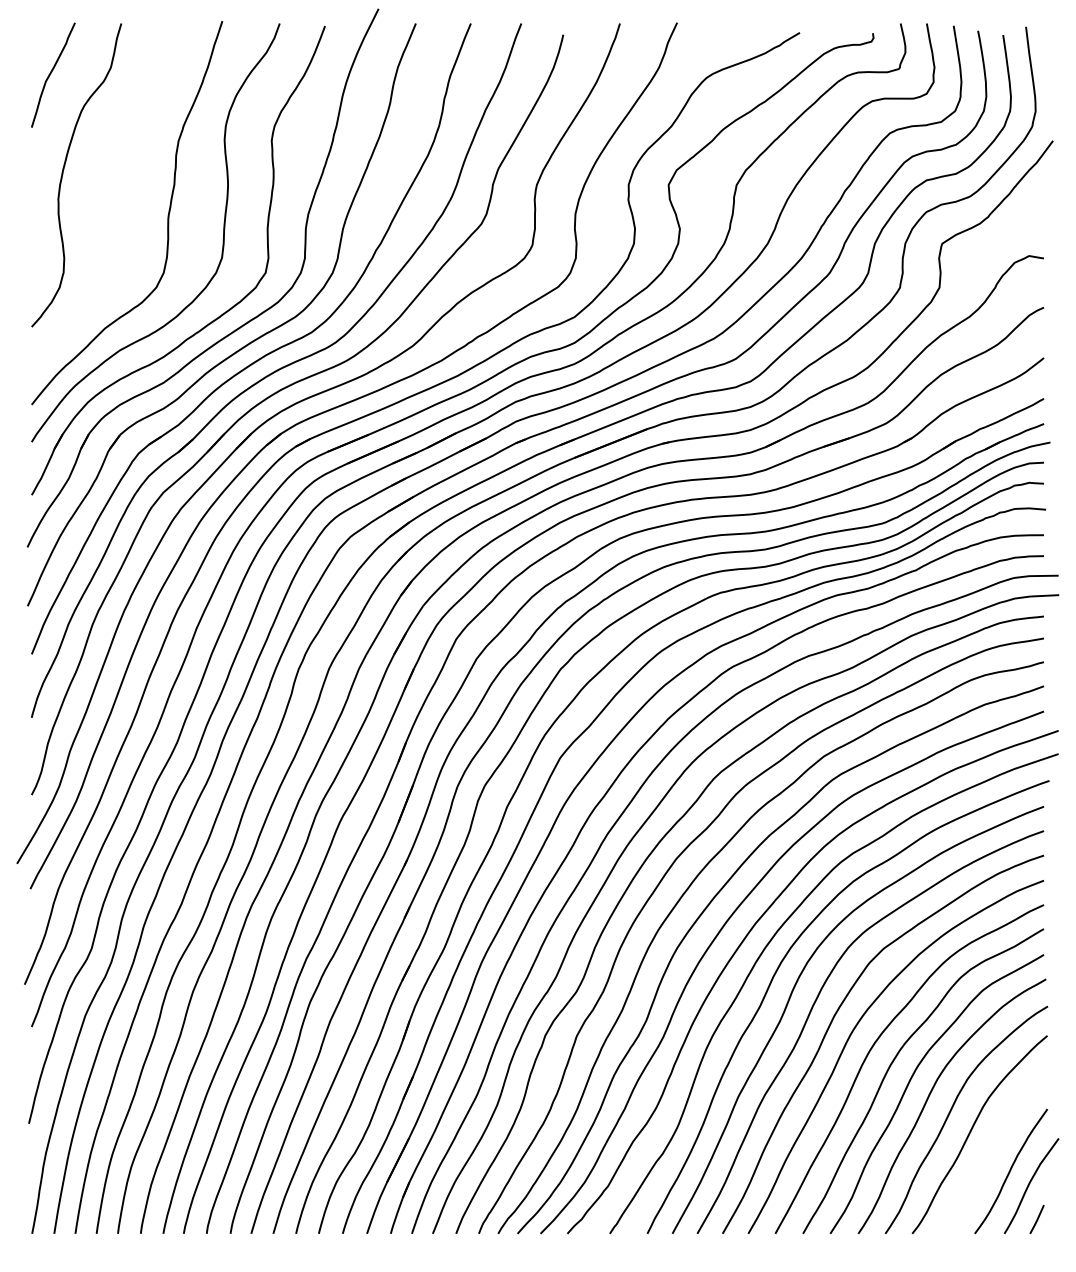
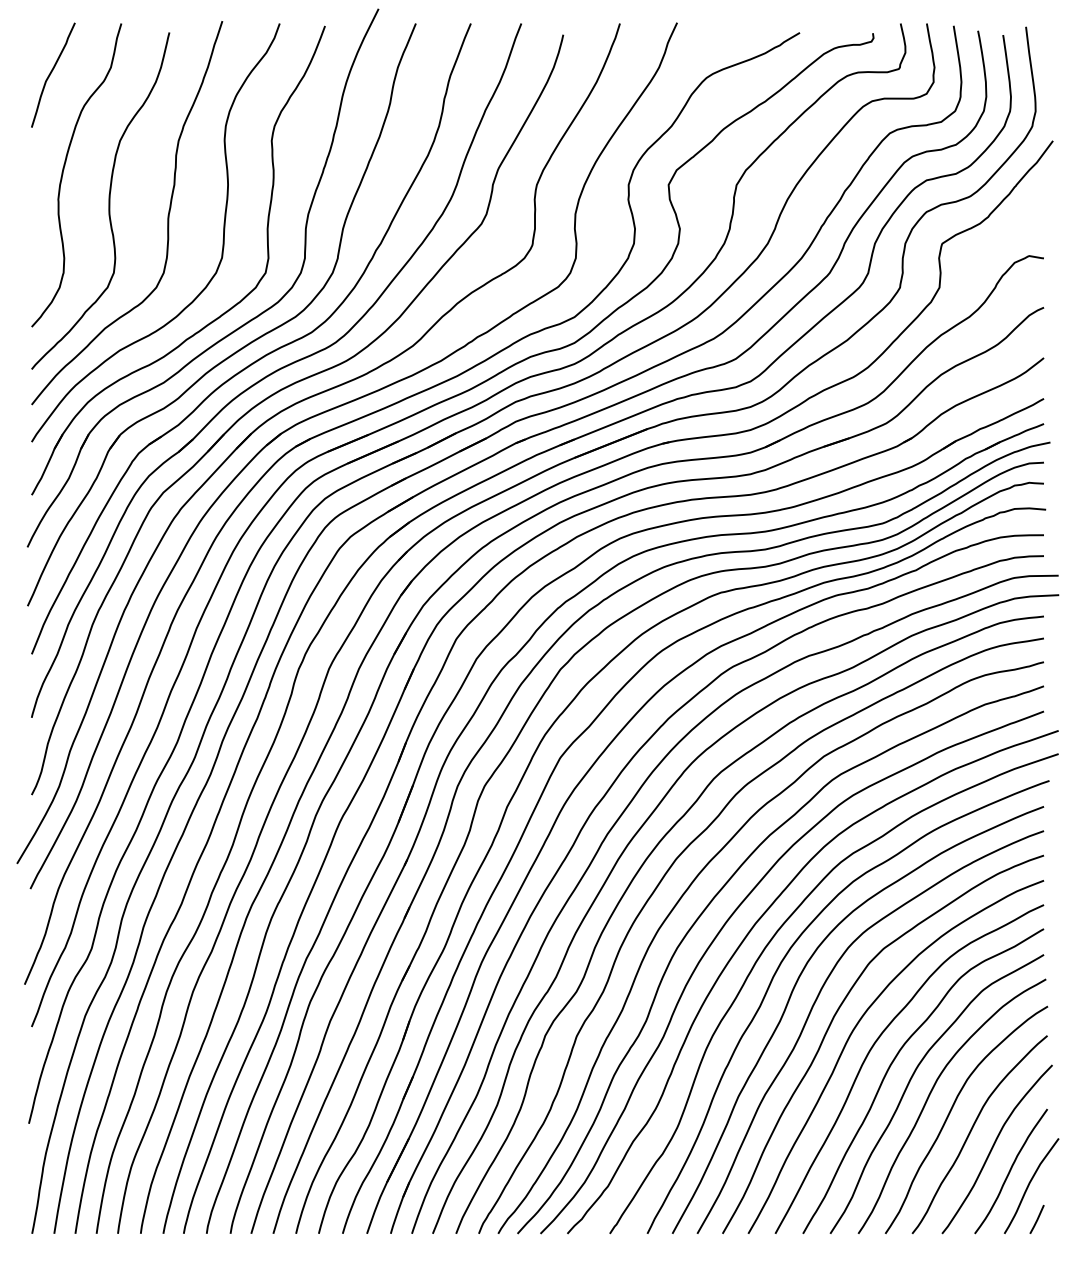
curve: none -> present (108, 200)
curve: none -> present (993, 1148)
